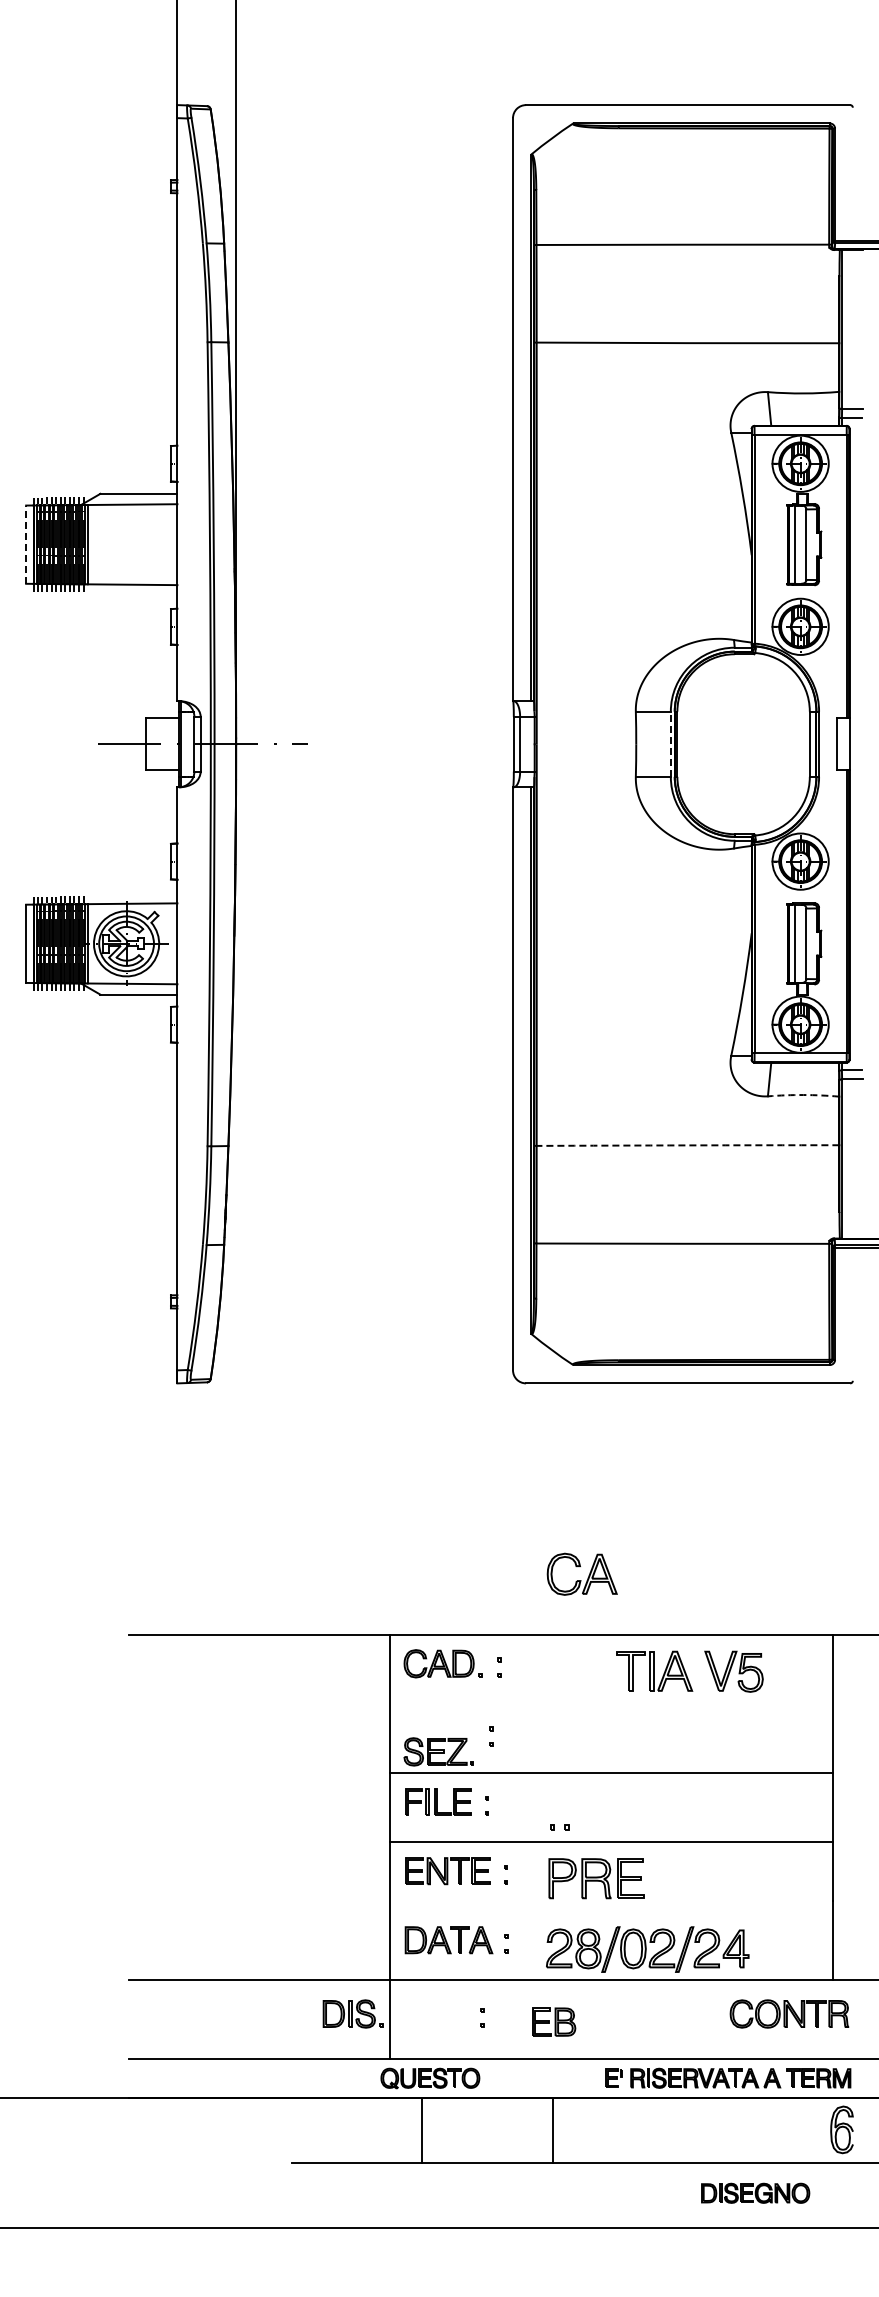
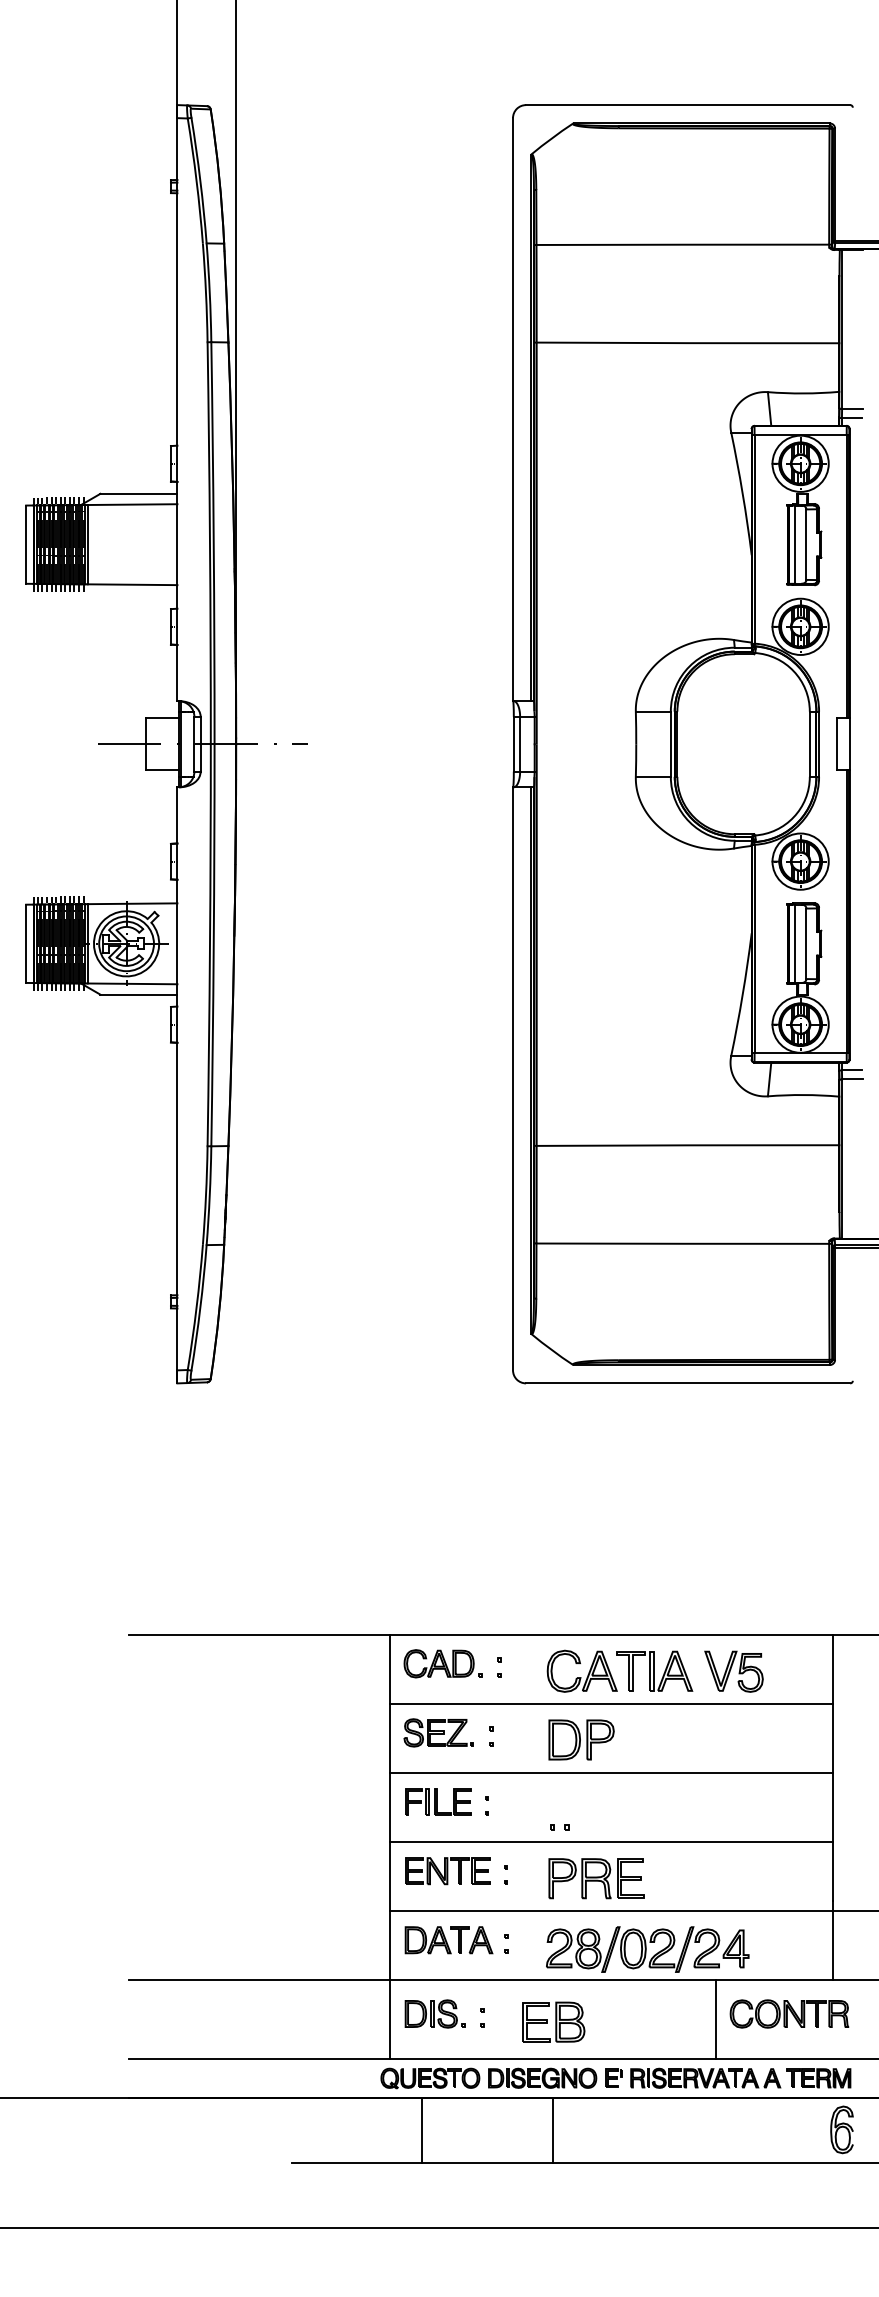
line: dashed -> solid (26, 544)
line: dashed -> solid (670, 744)
arc: dashed -> solid (803, 1095)
arc: dashed -> solid (688, 1145)
part position: (580, 1567) -> (580, 1664) (580, 1664)
line: none -> present (611, 1703)
part: none -> present (581, 1739)
part position: (438, 1751) -> (438, 1732) (438, 1732)
line: none -> present (632, 1911)
part position: (352, 2013) -> (434, 2013) (434, 2013)
line: none -> present (715, 2019)
part size: 45x30 px -> 64x42 px (553, 2021)
part position: (755, 2192) -> (542, 2077) (542, 2077)
